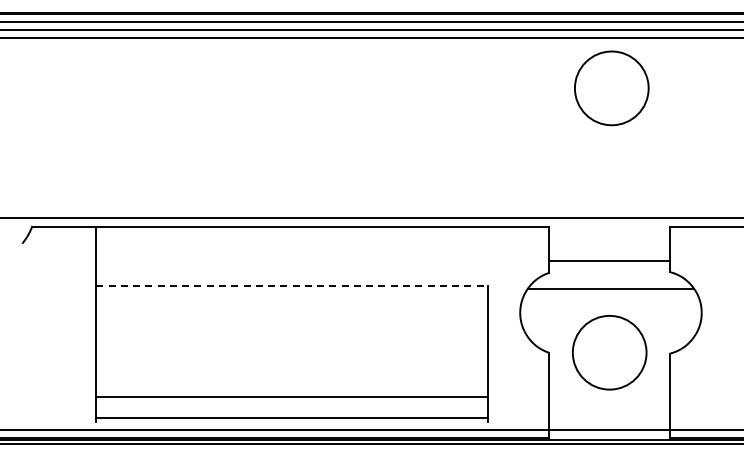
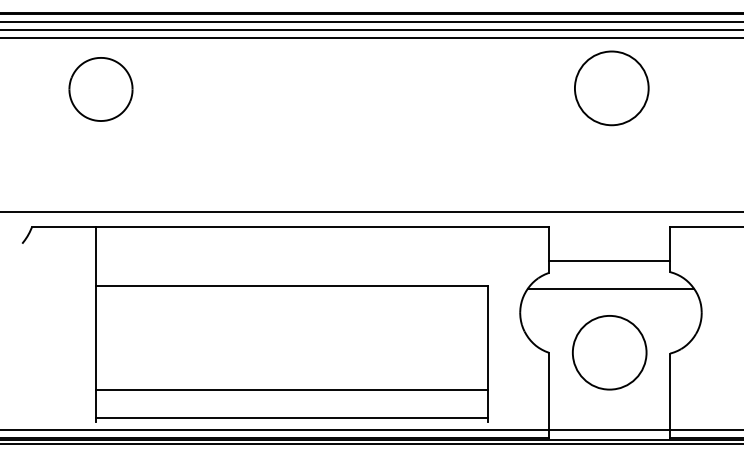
part: none -> present (100, 89)
line position: (371, 217) -> (371, 211) (371, 211)
line: dashed -> solid (292, 286)
line position: (292, 396) -> (292, 389) (292, 389)
